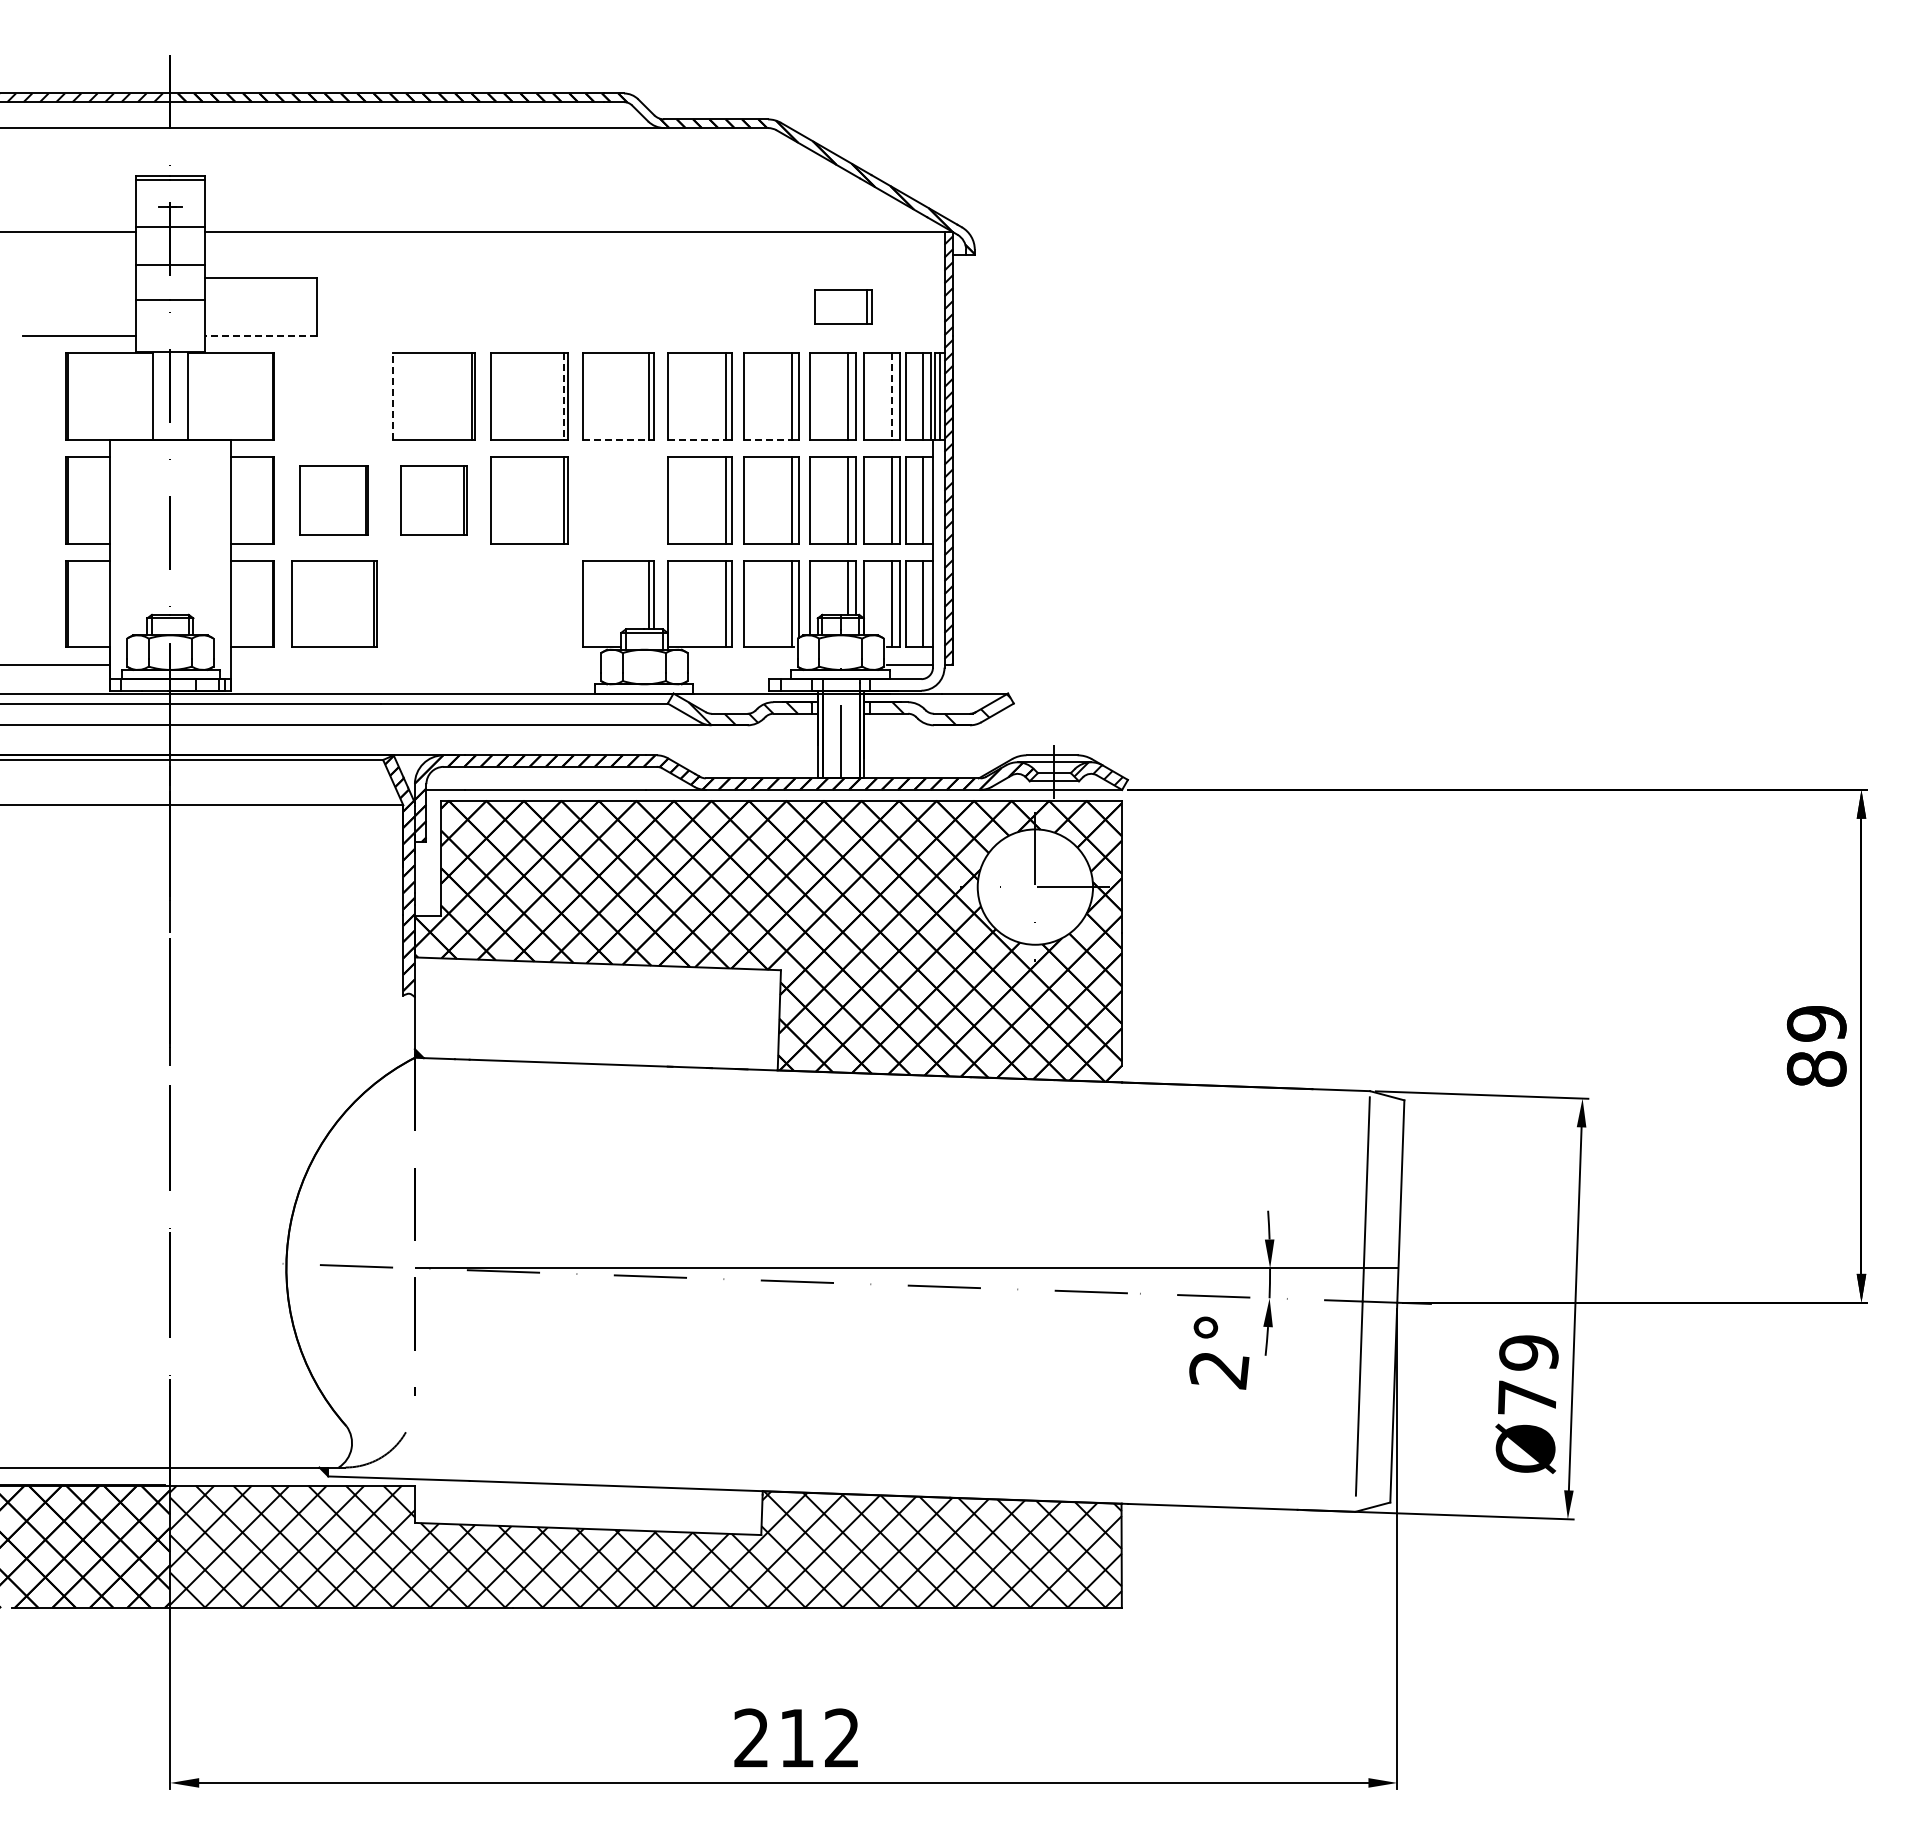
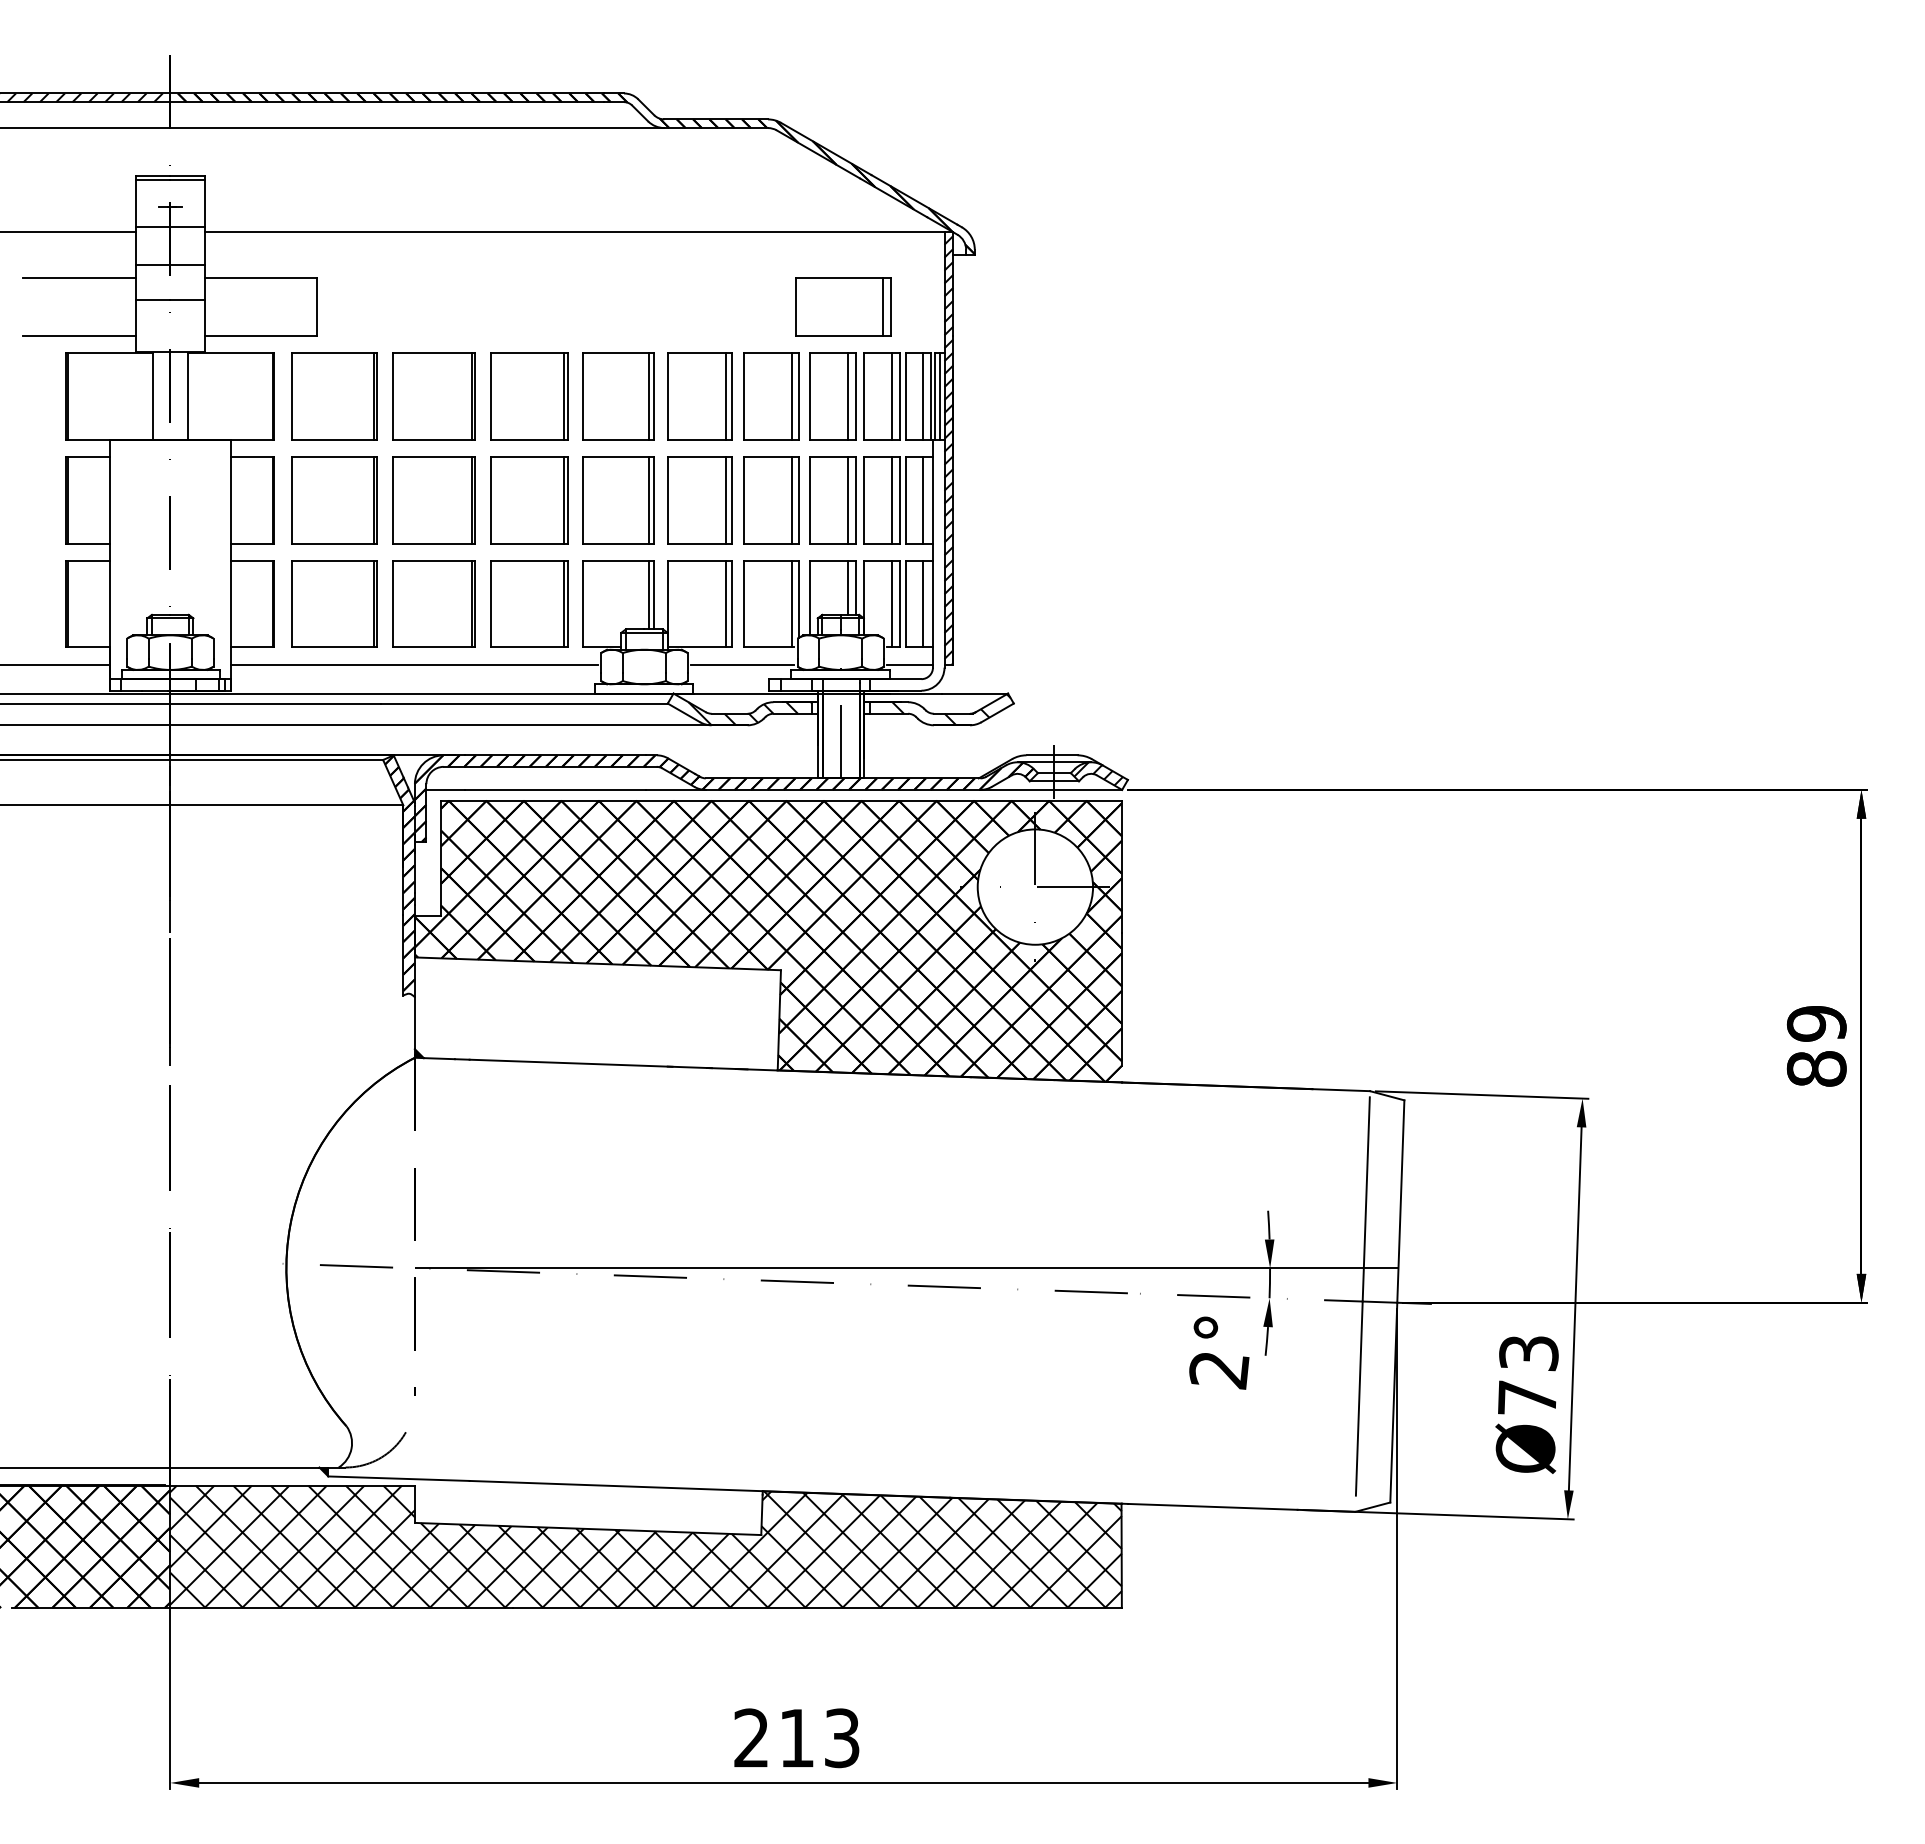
line: none -> present (79, 278)
part size: 59x36 px -> 97x60 px (843, 306)
line: dashed -> solid (260, 336)
part: none -> present (334, 396)
line: dashed -> solid (393, 396)
line: dashed -> solid (563, 397)
line: dashed -> solid (891, 397)
line: dashed -> solid (616, 439)
line: dashed -> solid (696, 439)
line: dashed -> solid (768, 439)
part size: 70x71 px -> 87x89 px (334, 500)
part size: 68x71 px -> 84x89 px (433, 500)
part: none -> present (618, 500)
part: none -> present (433, 603)
part: none -> present (529, 603)
line: none -> present (413, 664)
line: none -> present (742, 664)
text: Ø79 -> Ø73 (1528, 1353)
text: 212 -> 213 (842, 1738)
